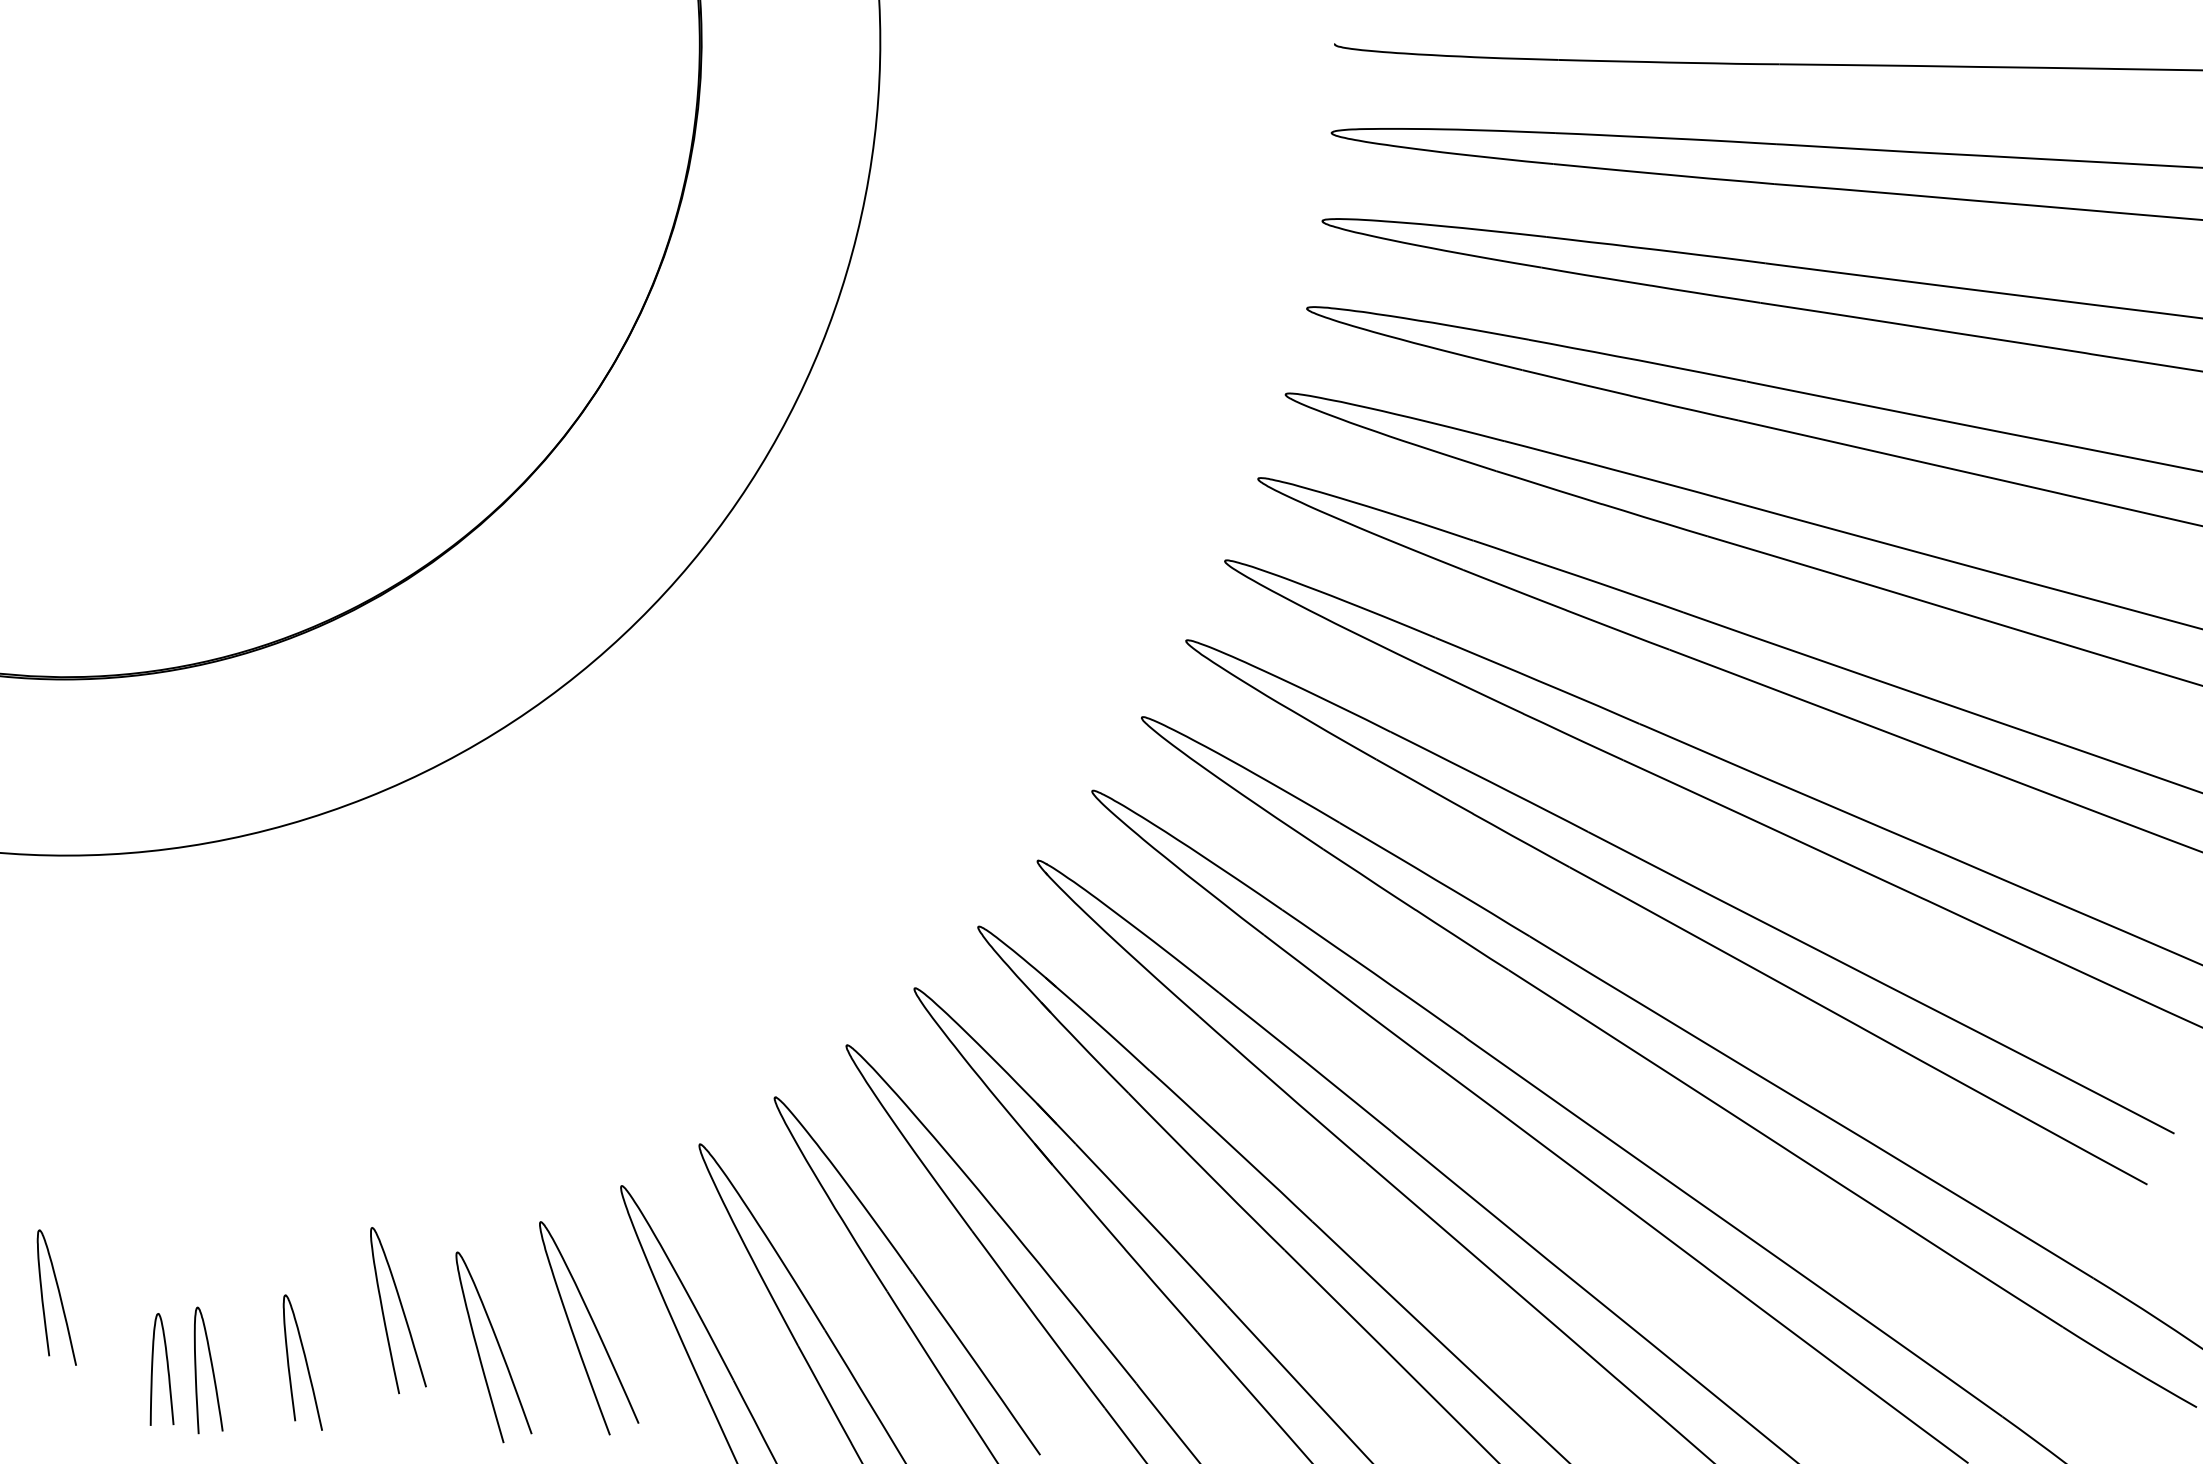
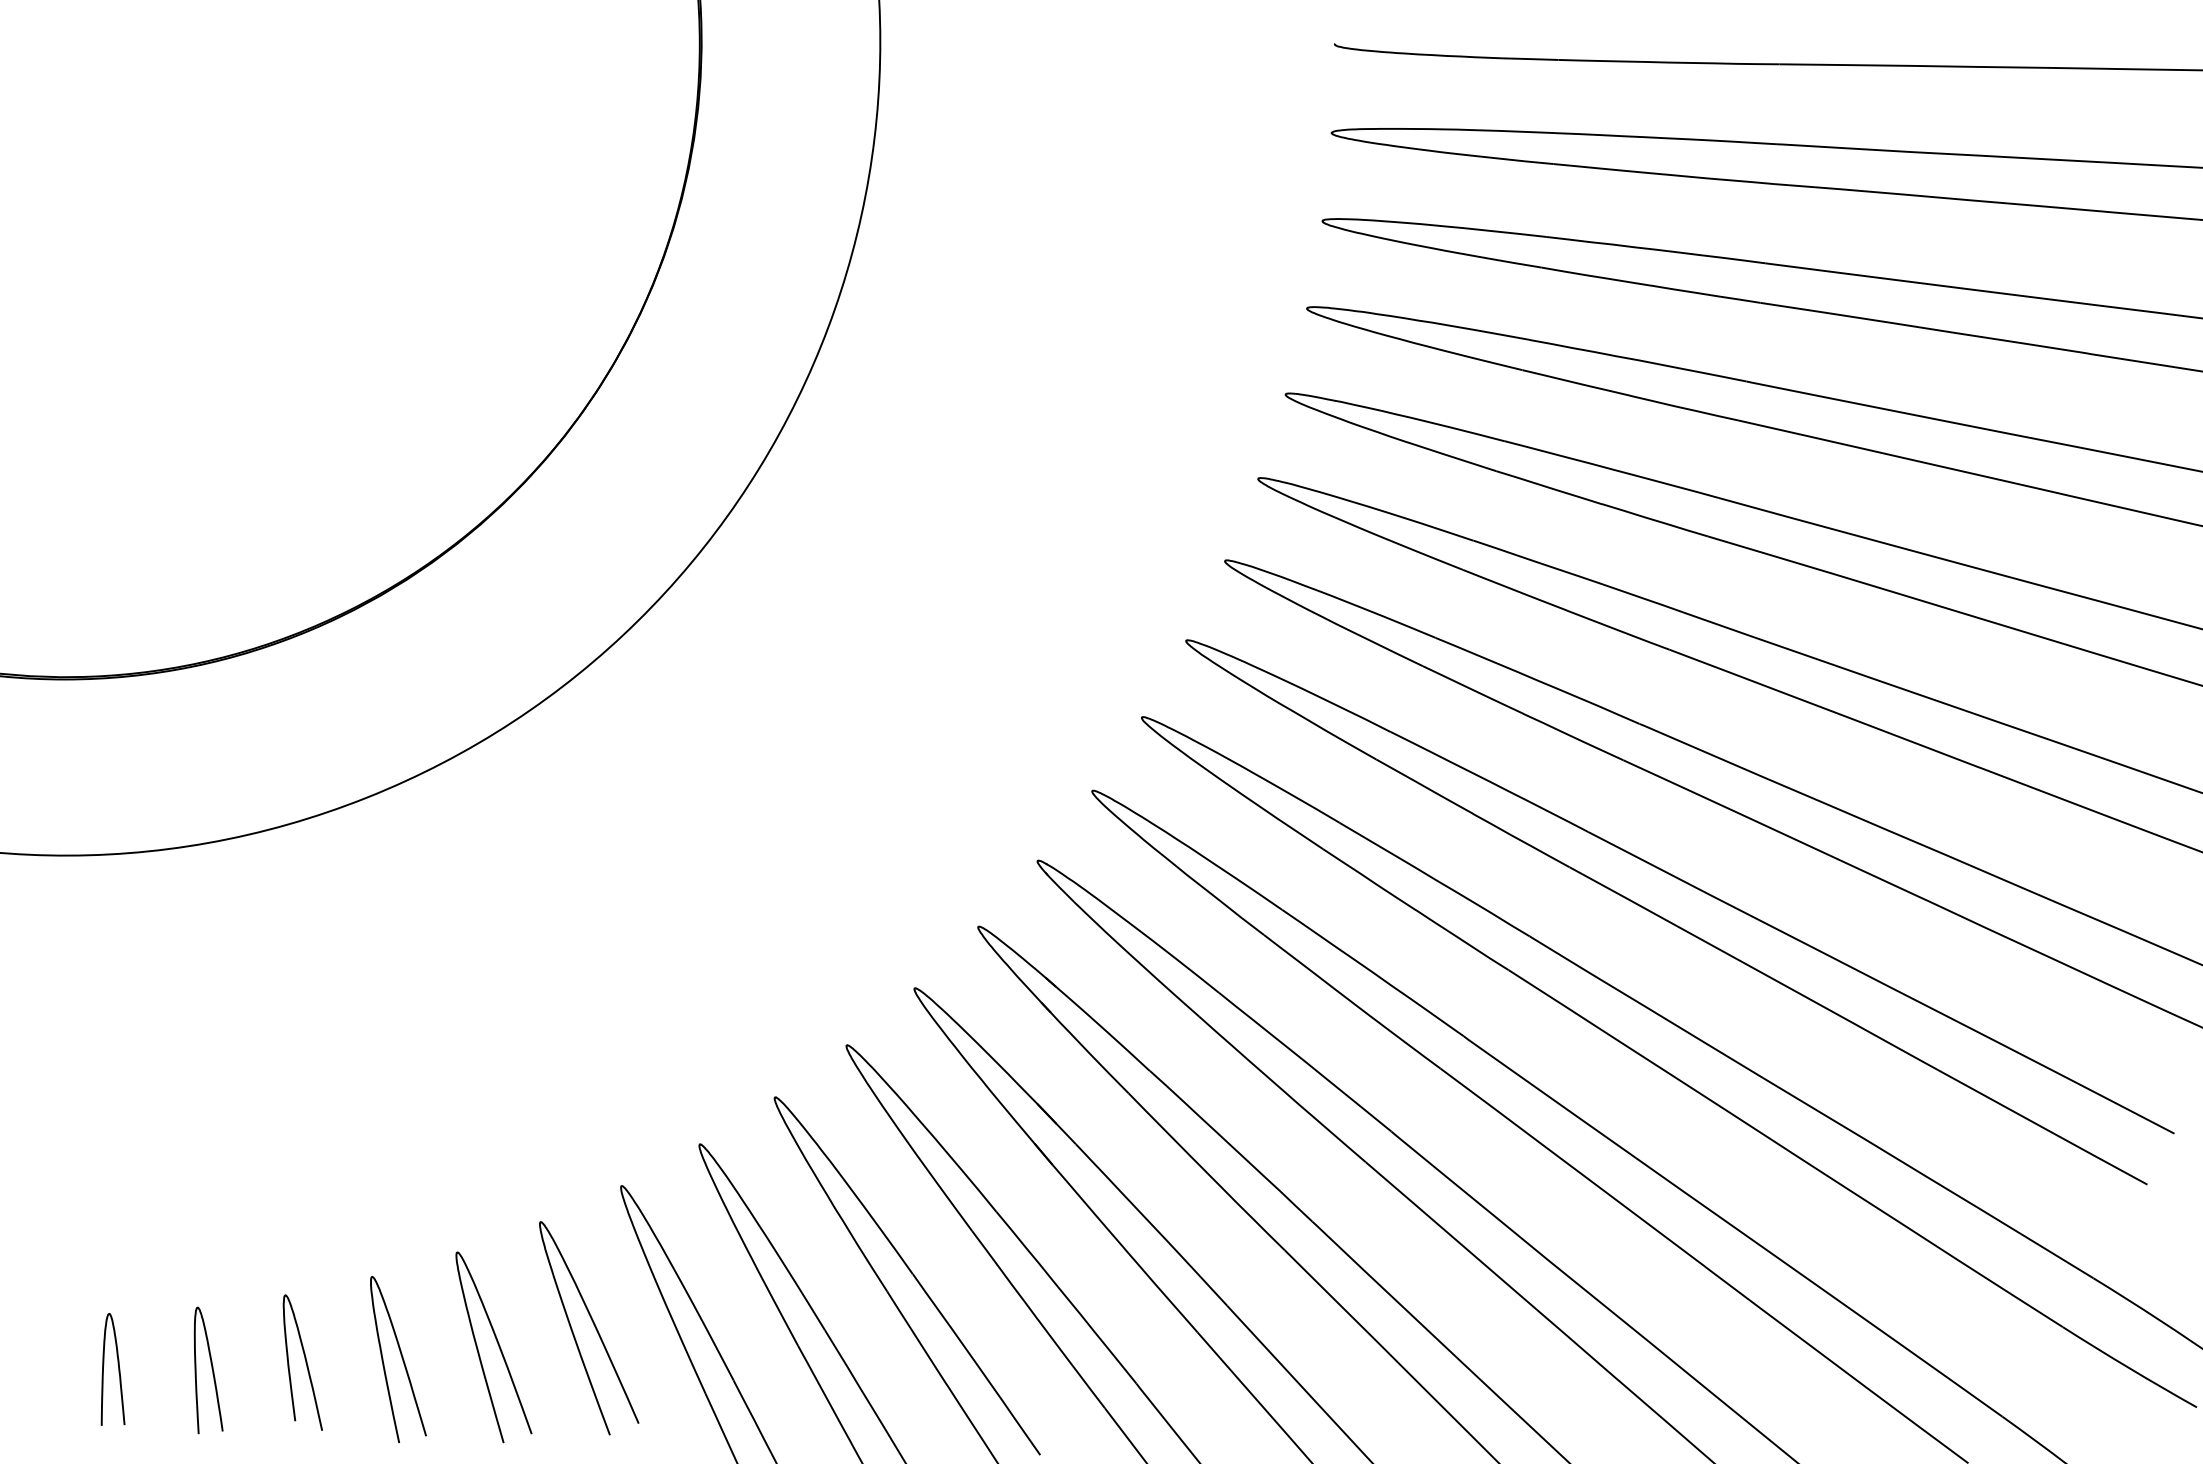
curve: present -> none (59, 1297)
curve position: (401, 1309) -> (401, 1358) (401, 1358)
curve position: (167, 1369) -> (118, 1369) (118, 1369)
